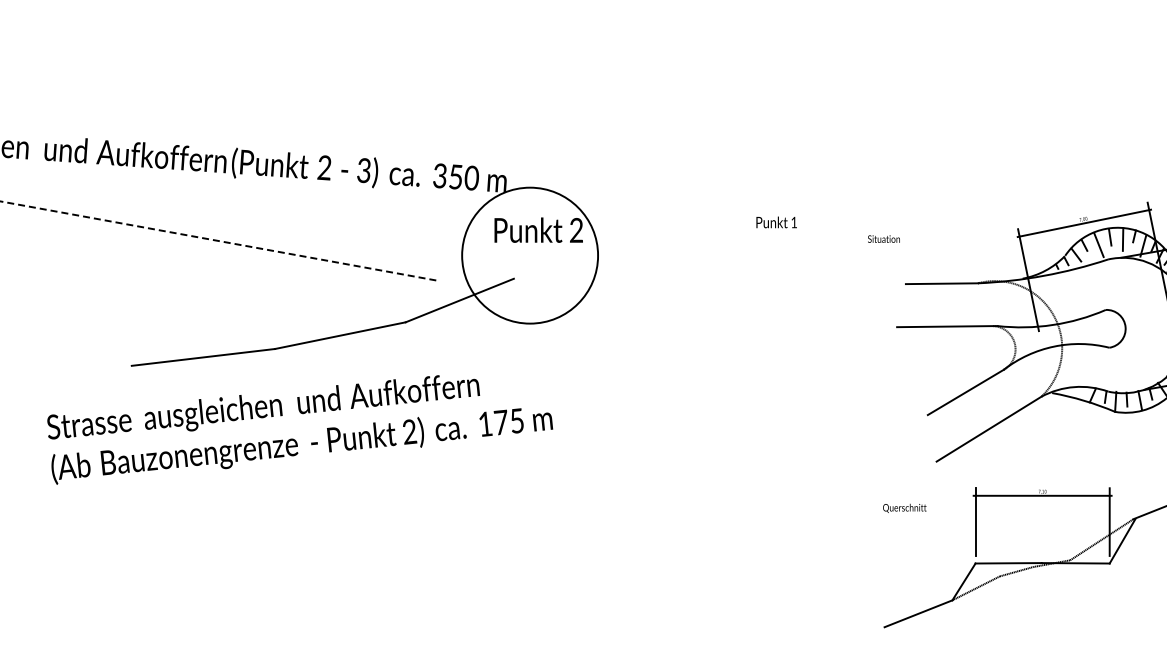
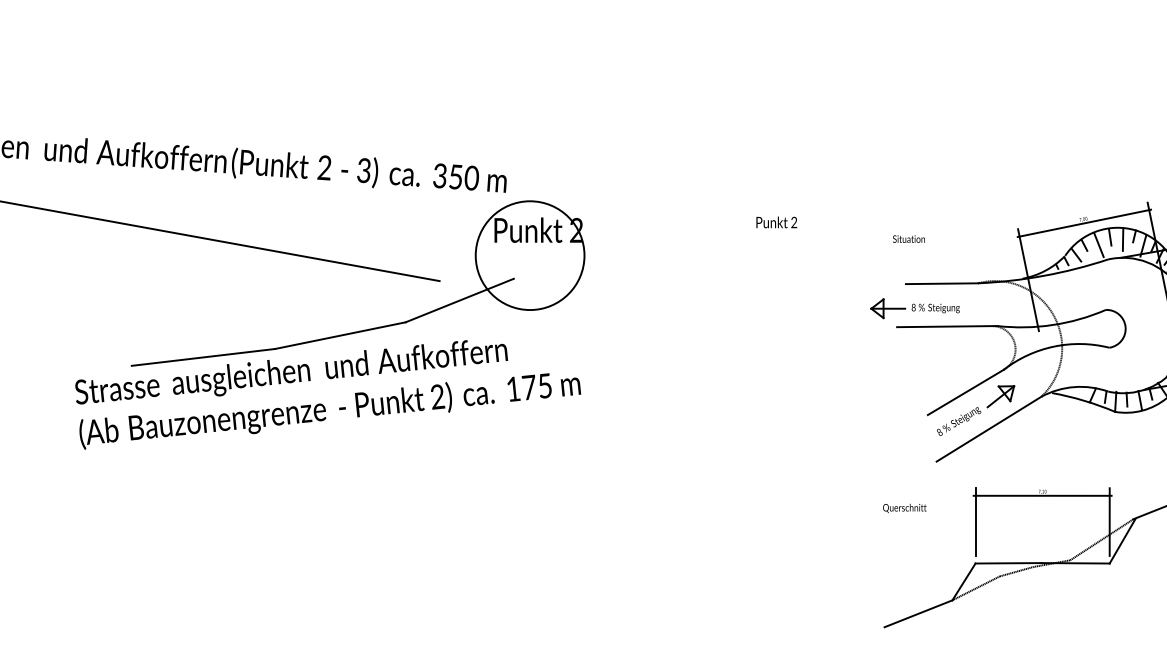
text: 1 -> 2 (794, 222)
text position: (883, 238) -> (908, 238) (908, 238)
line: dashed -> solid (220, 241)
circle diameter: 136 px -> 109 px (529, 255)
part: none -> present (914, 308)
part: none -> present (976, 410)
text position: (300, 429) -> (328, 394) (328, 394)
